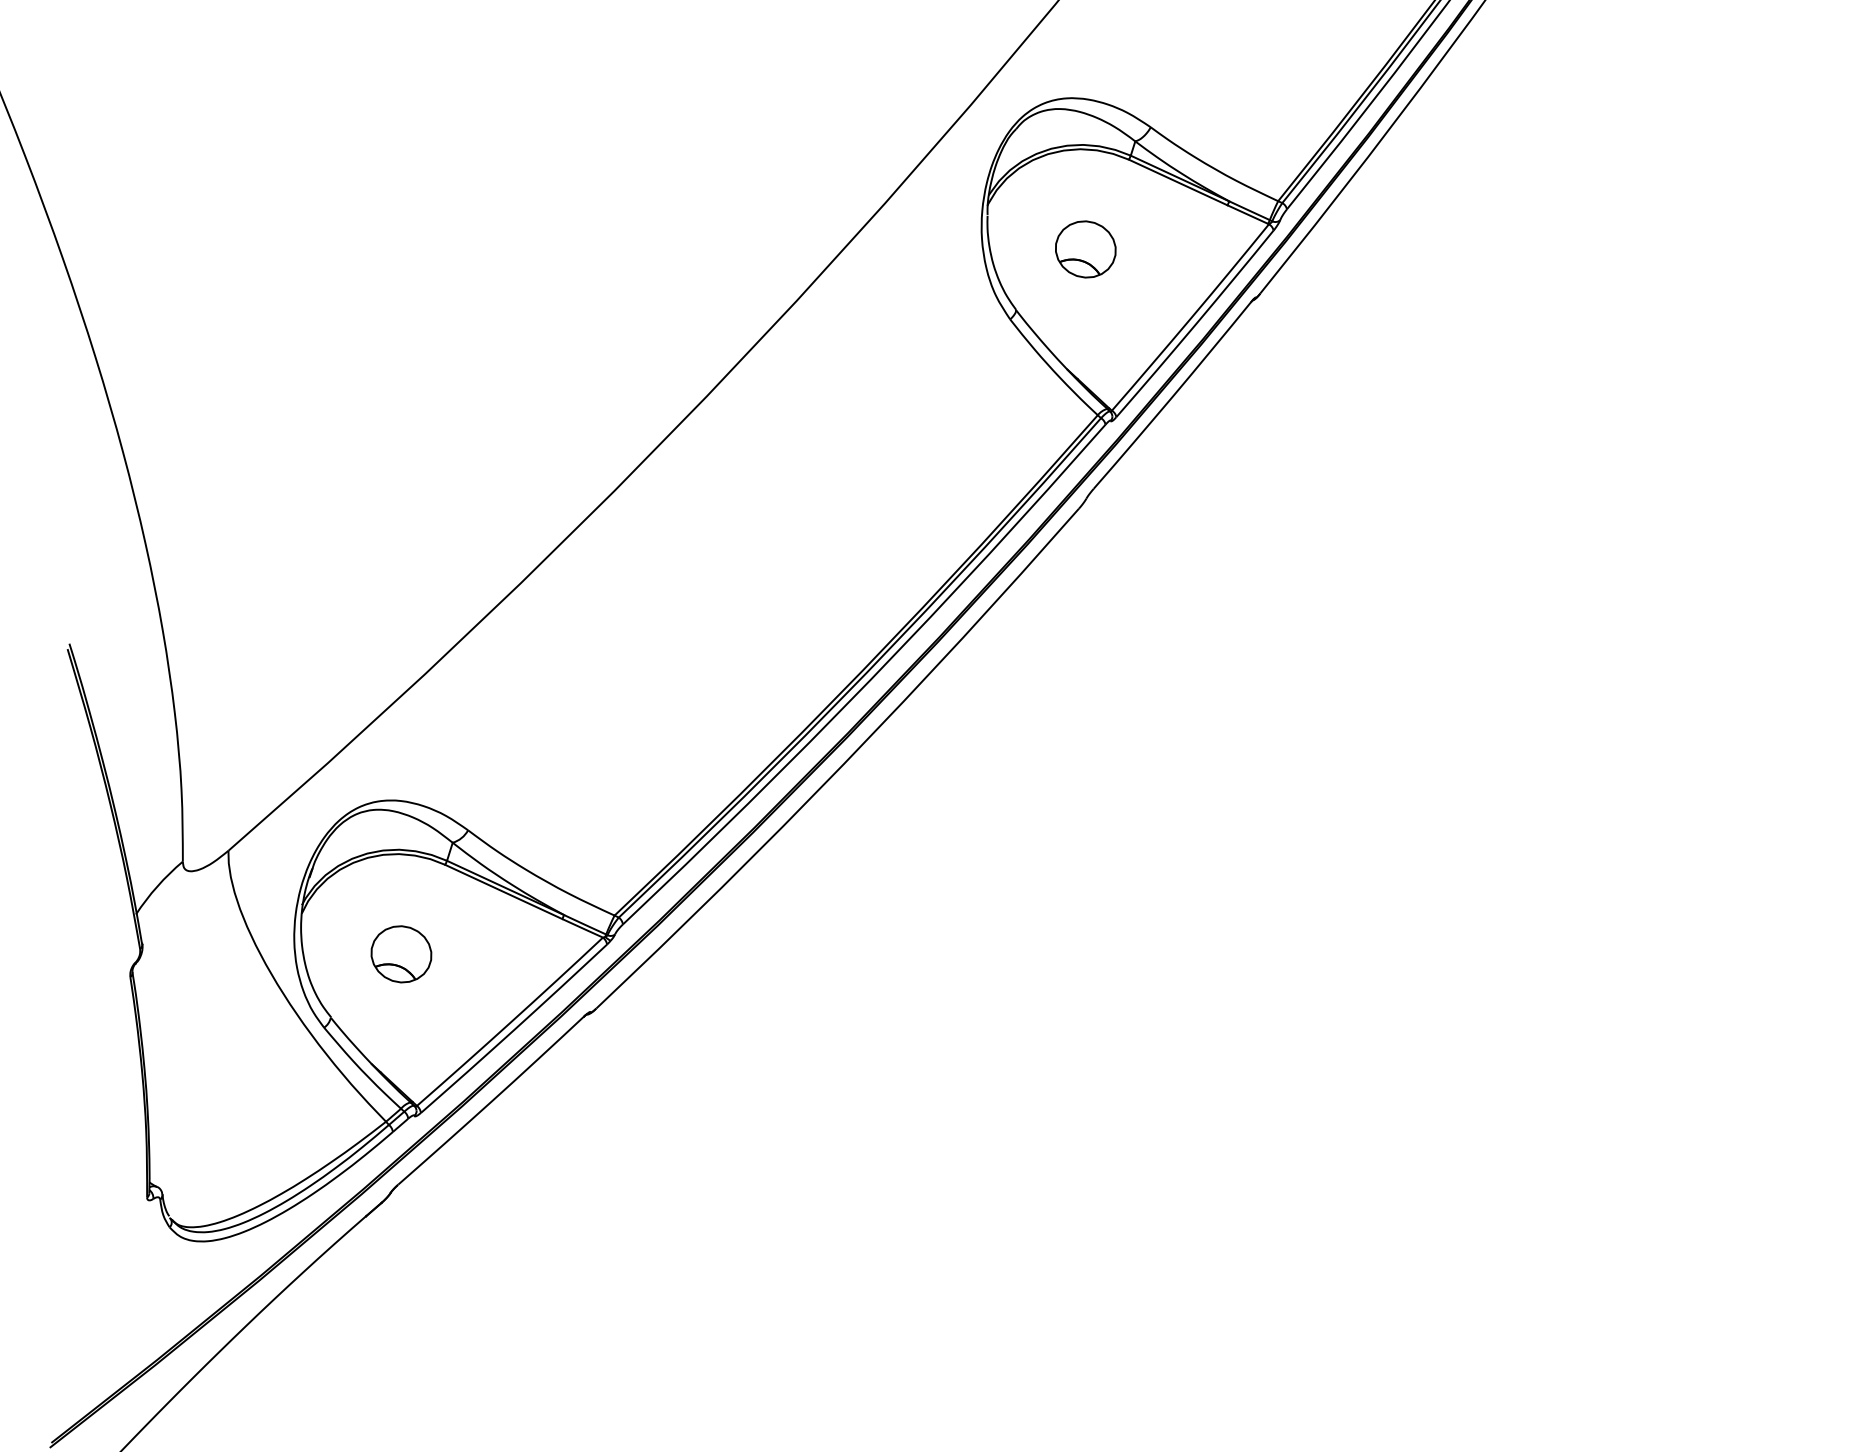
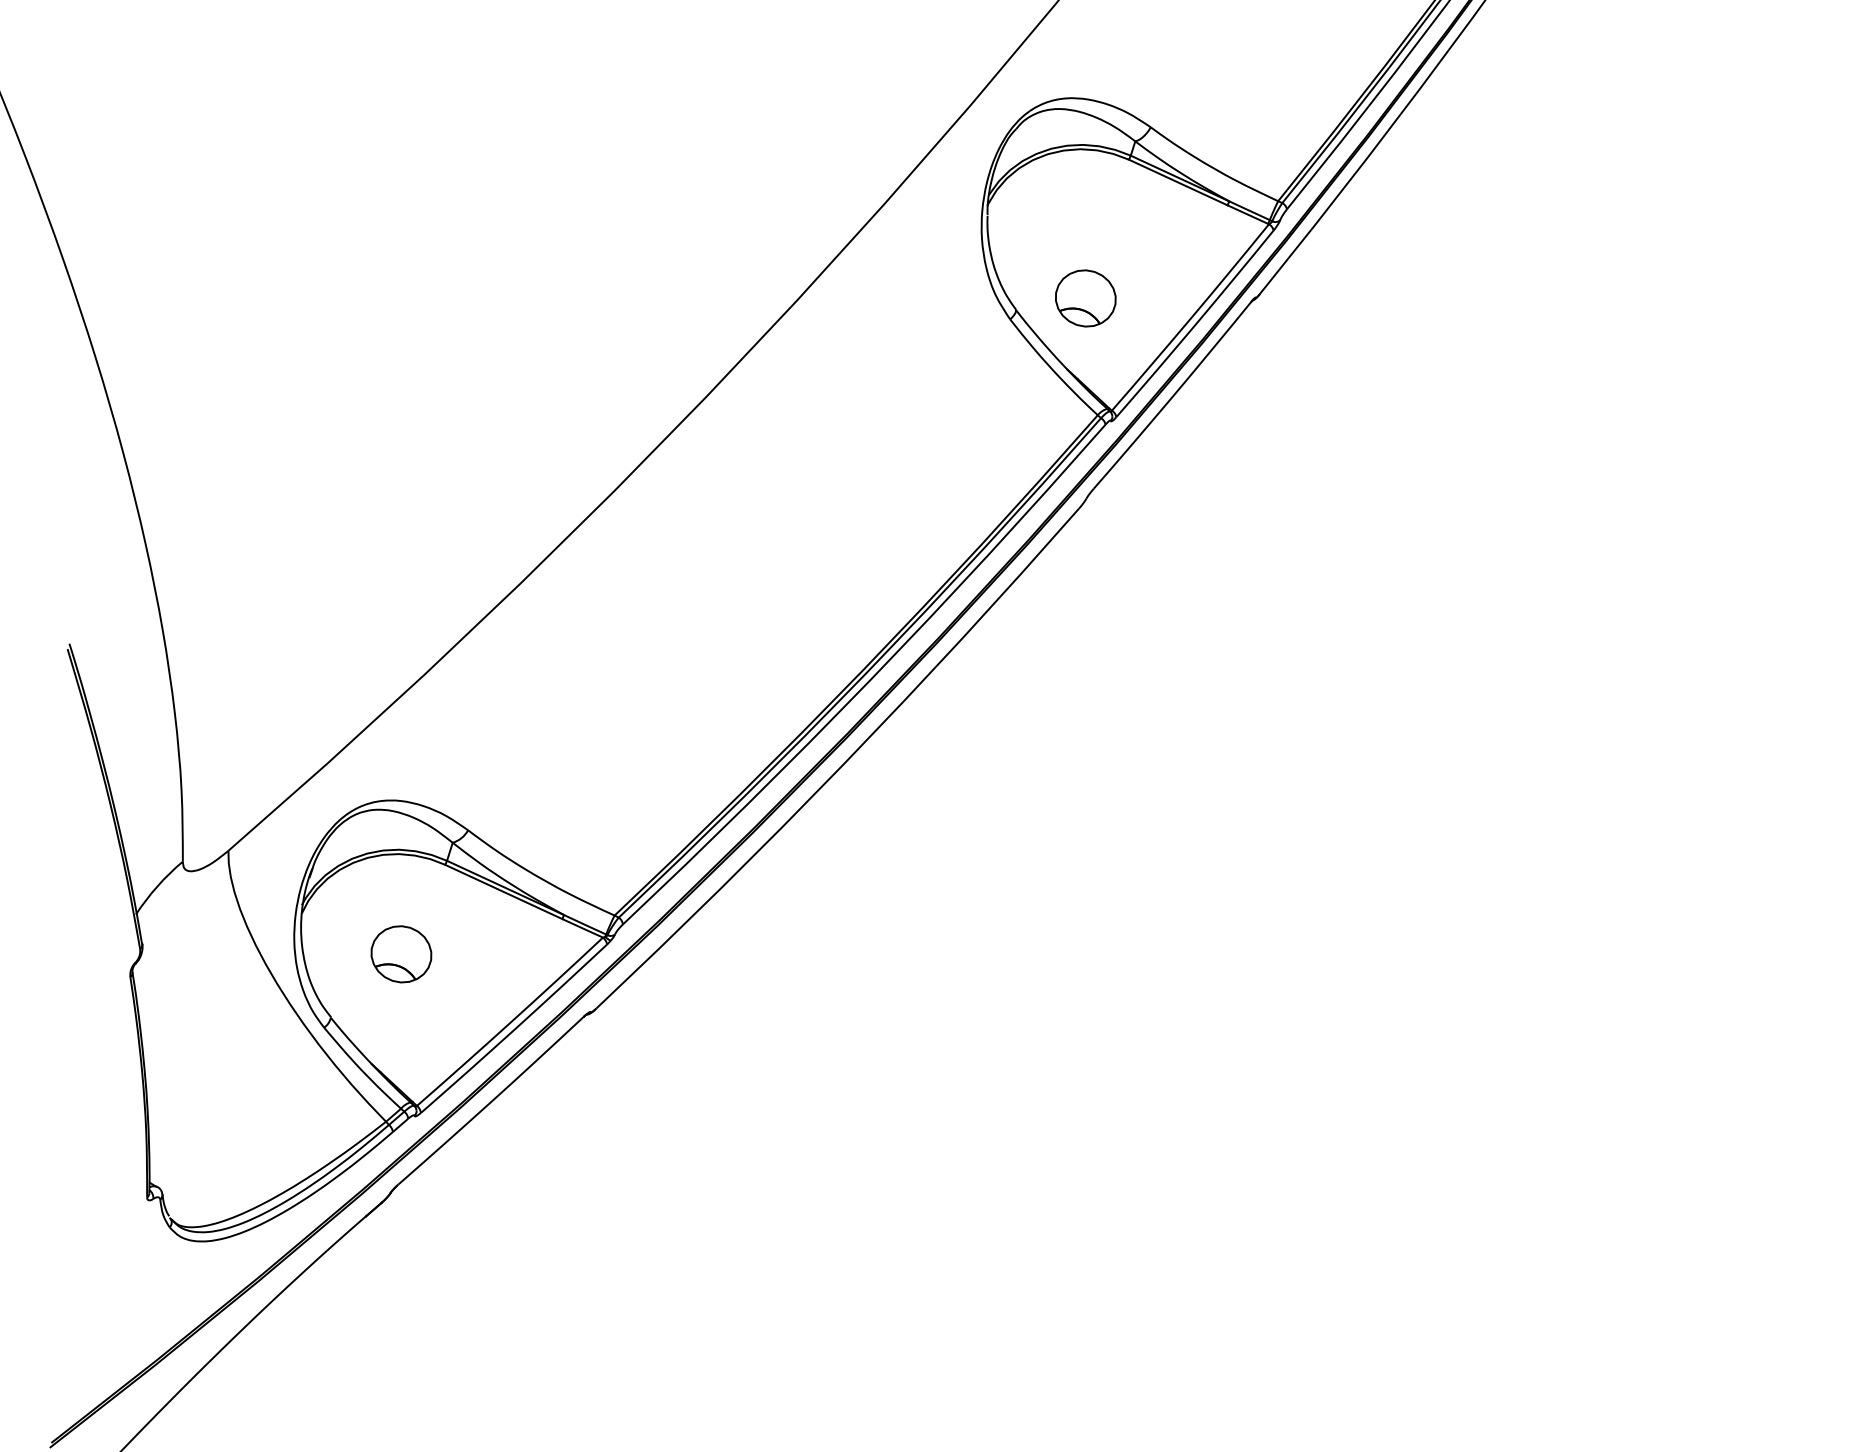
part position: (1085, 249) -> (1085, 298) (1085, 298)
